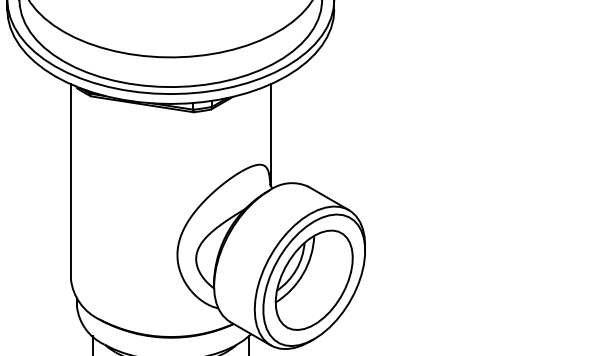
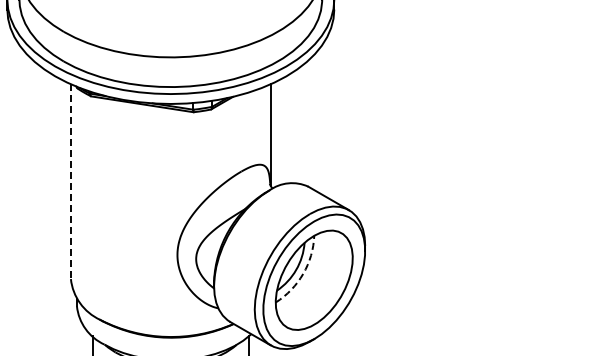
line: solid -> dashed (70, 182)
arc: solid -> dashed (303, 273)
